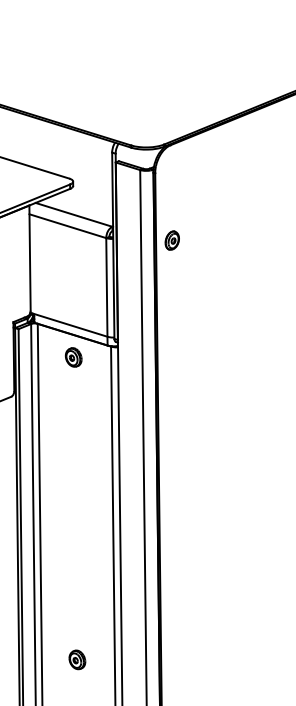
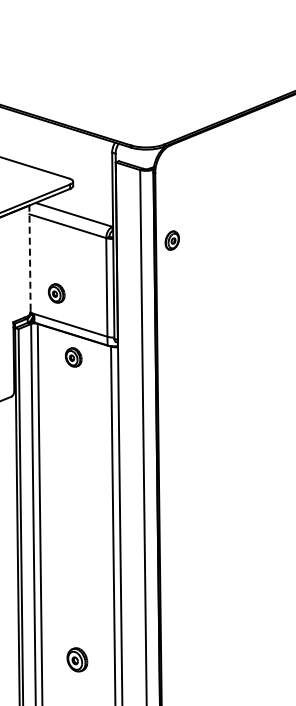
line: solid -> dashed (30, 258)
part: none -> present (56, 293)
part size: 19x22 px -> 23x26 px (77, 659)
